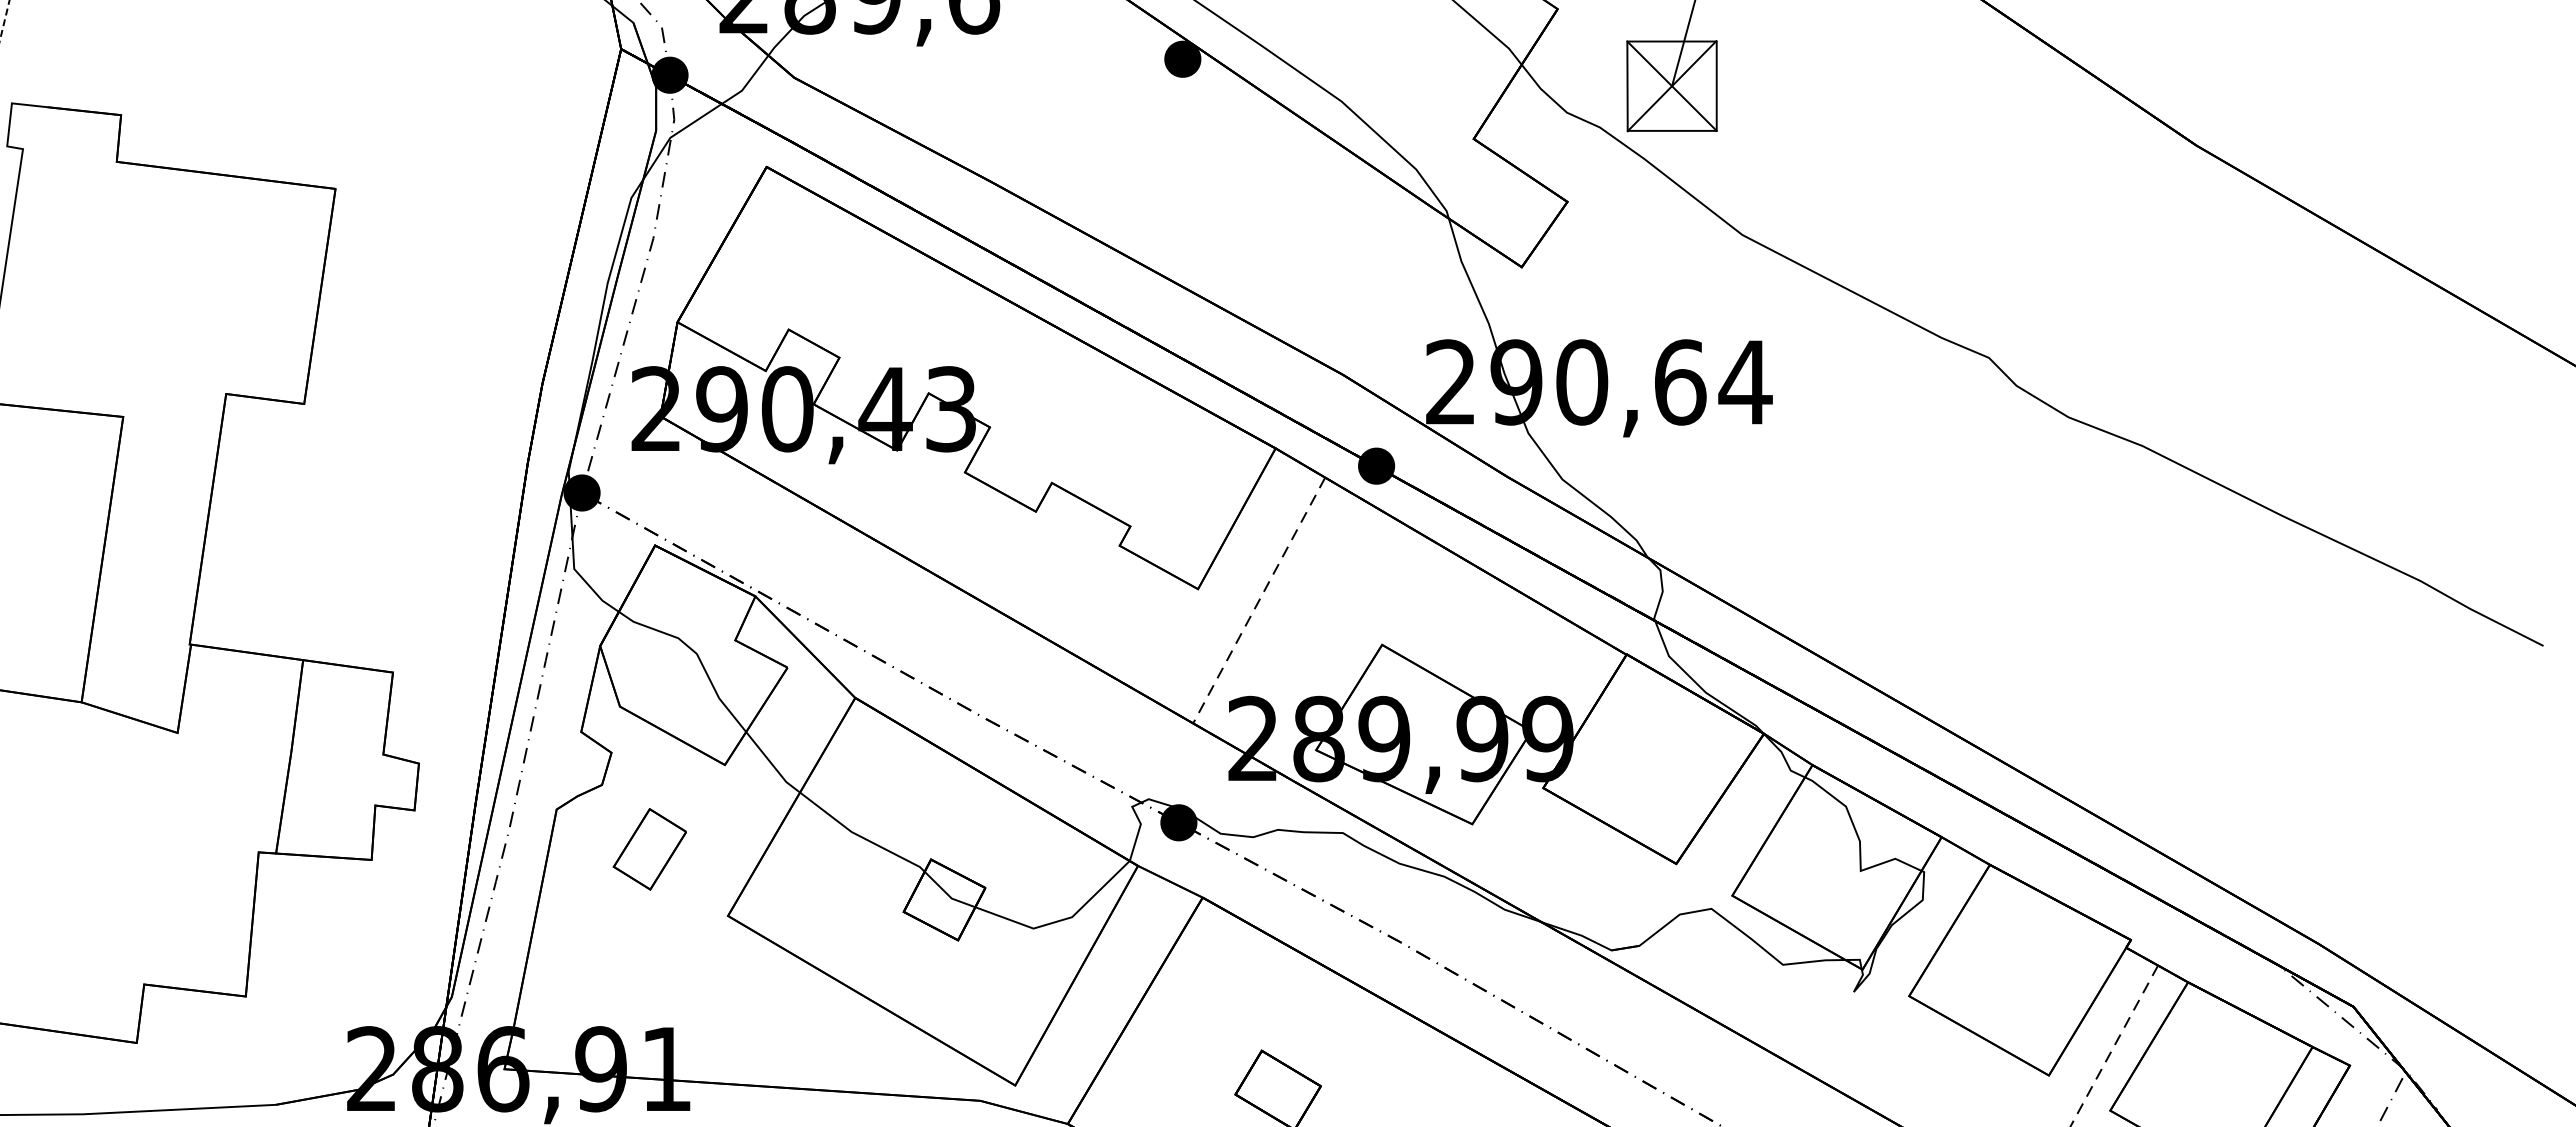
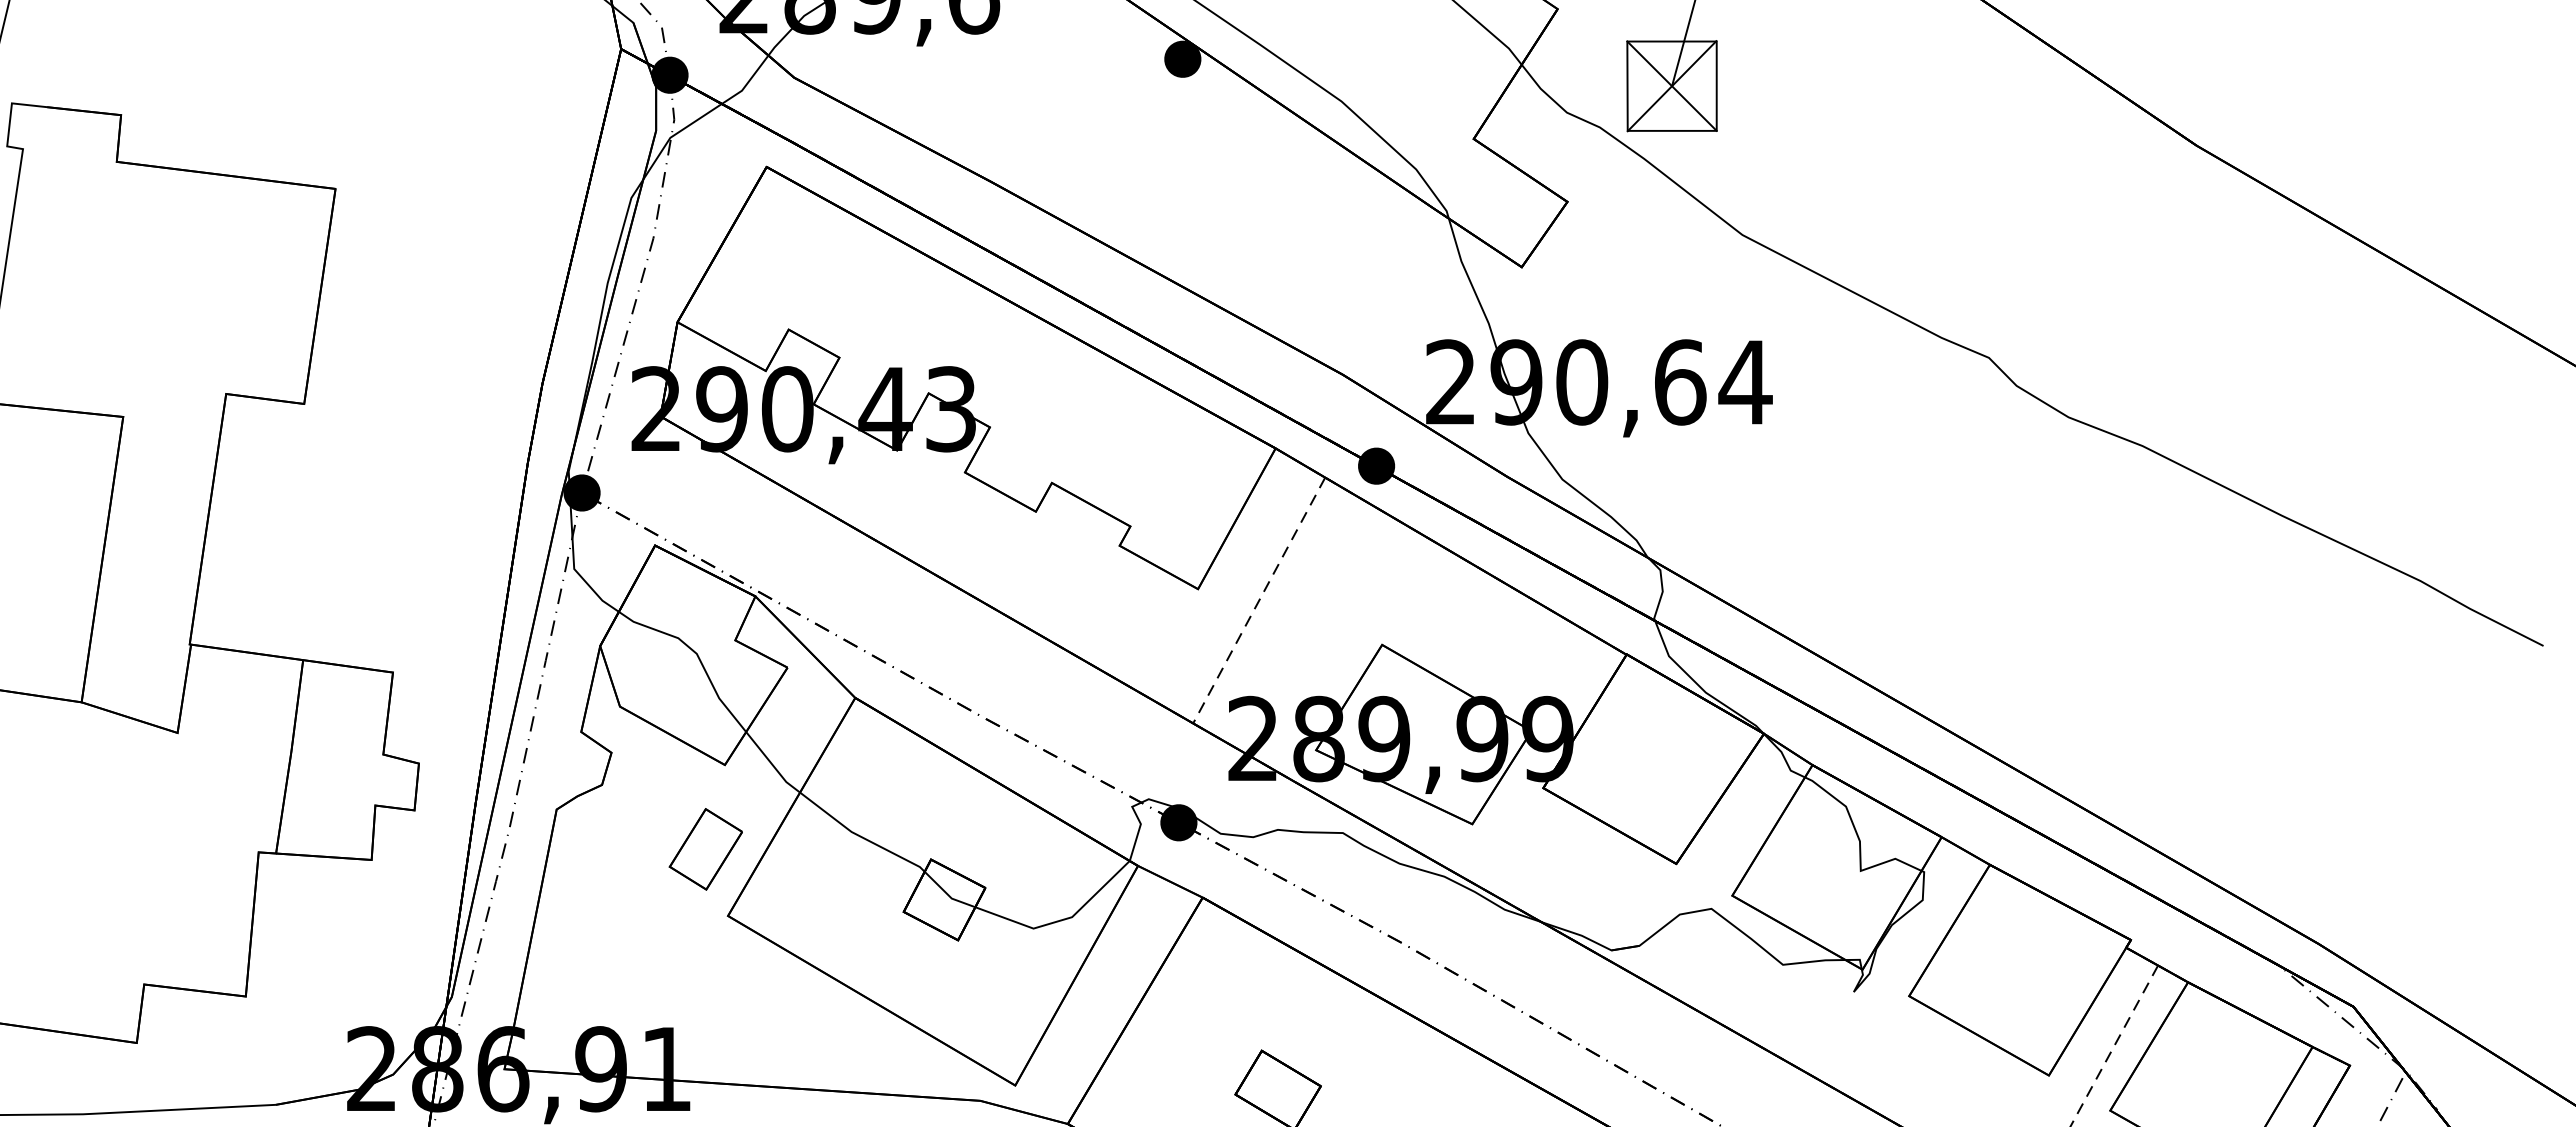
line: dashed -> solid (4, 20)
part position: (649, 849) -> (705, 849) (705, 849)
